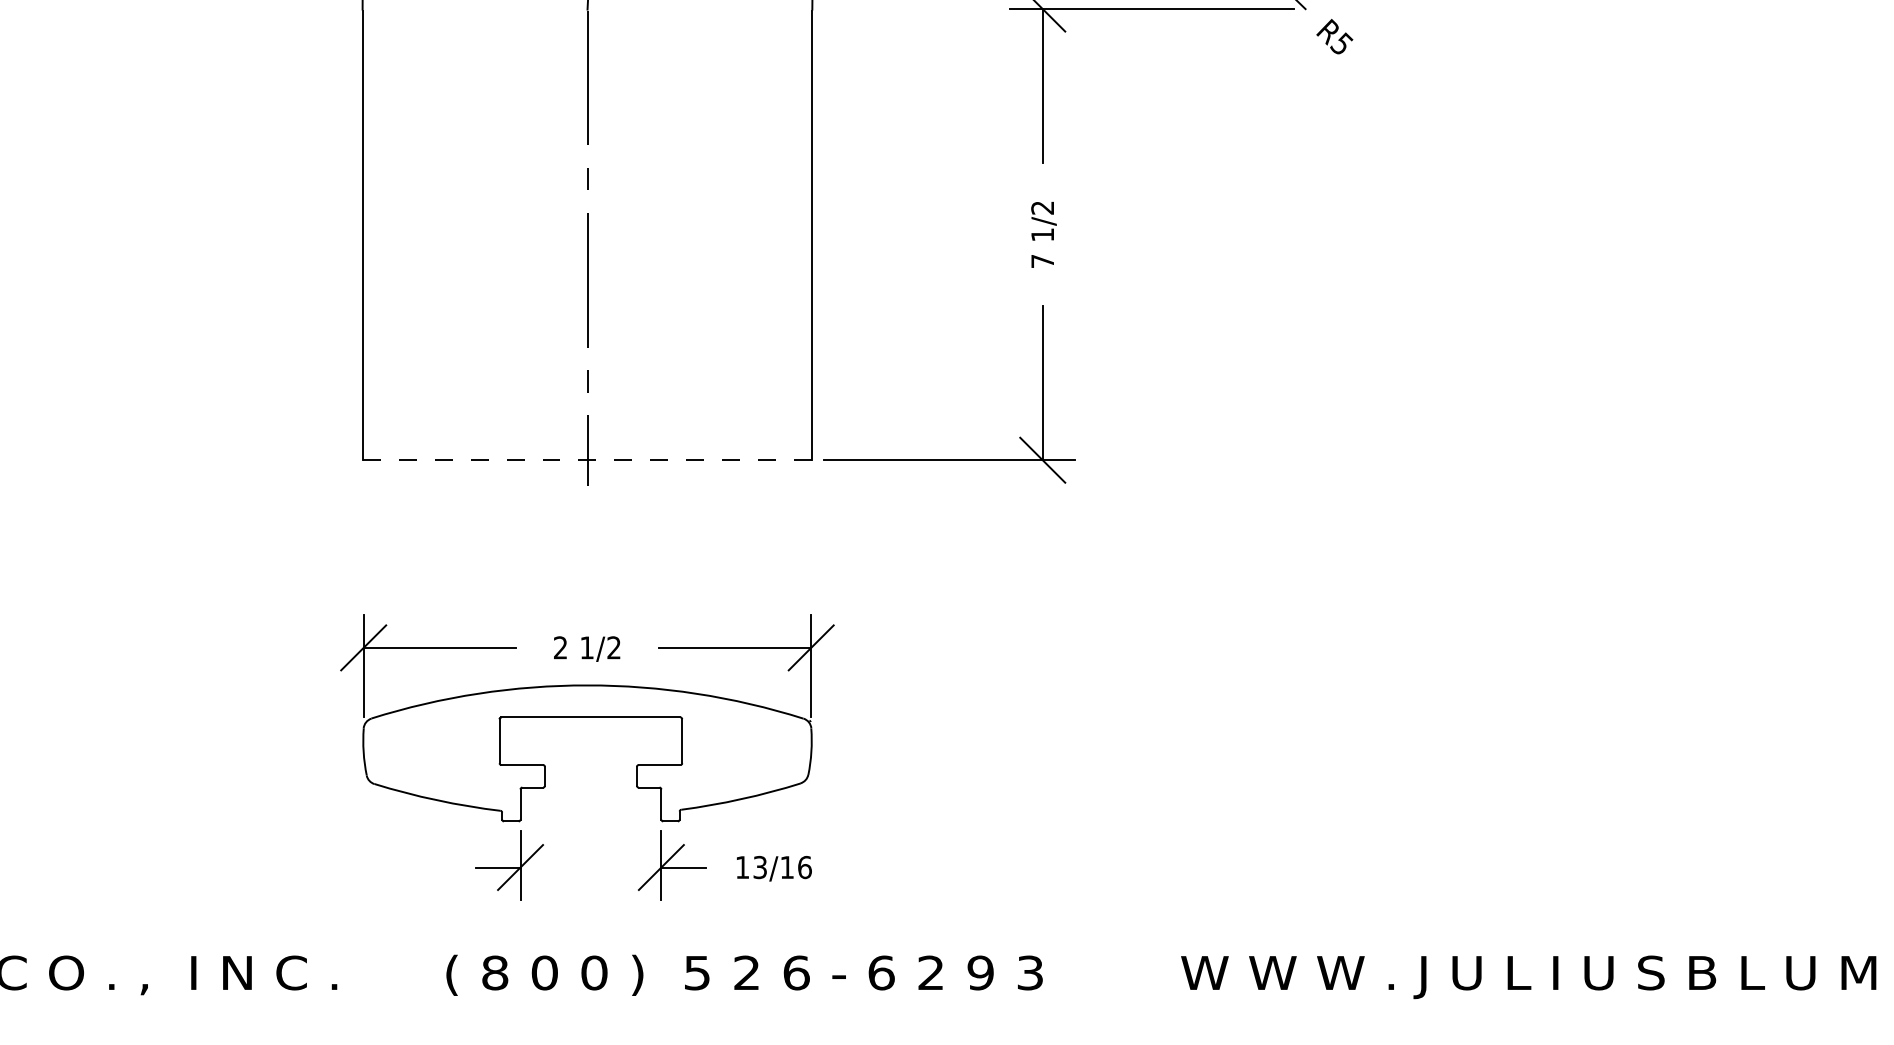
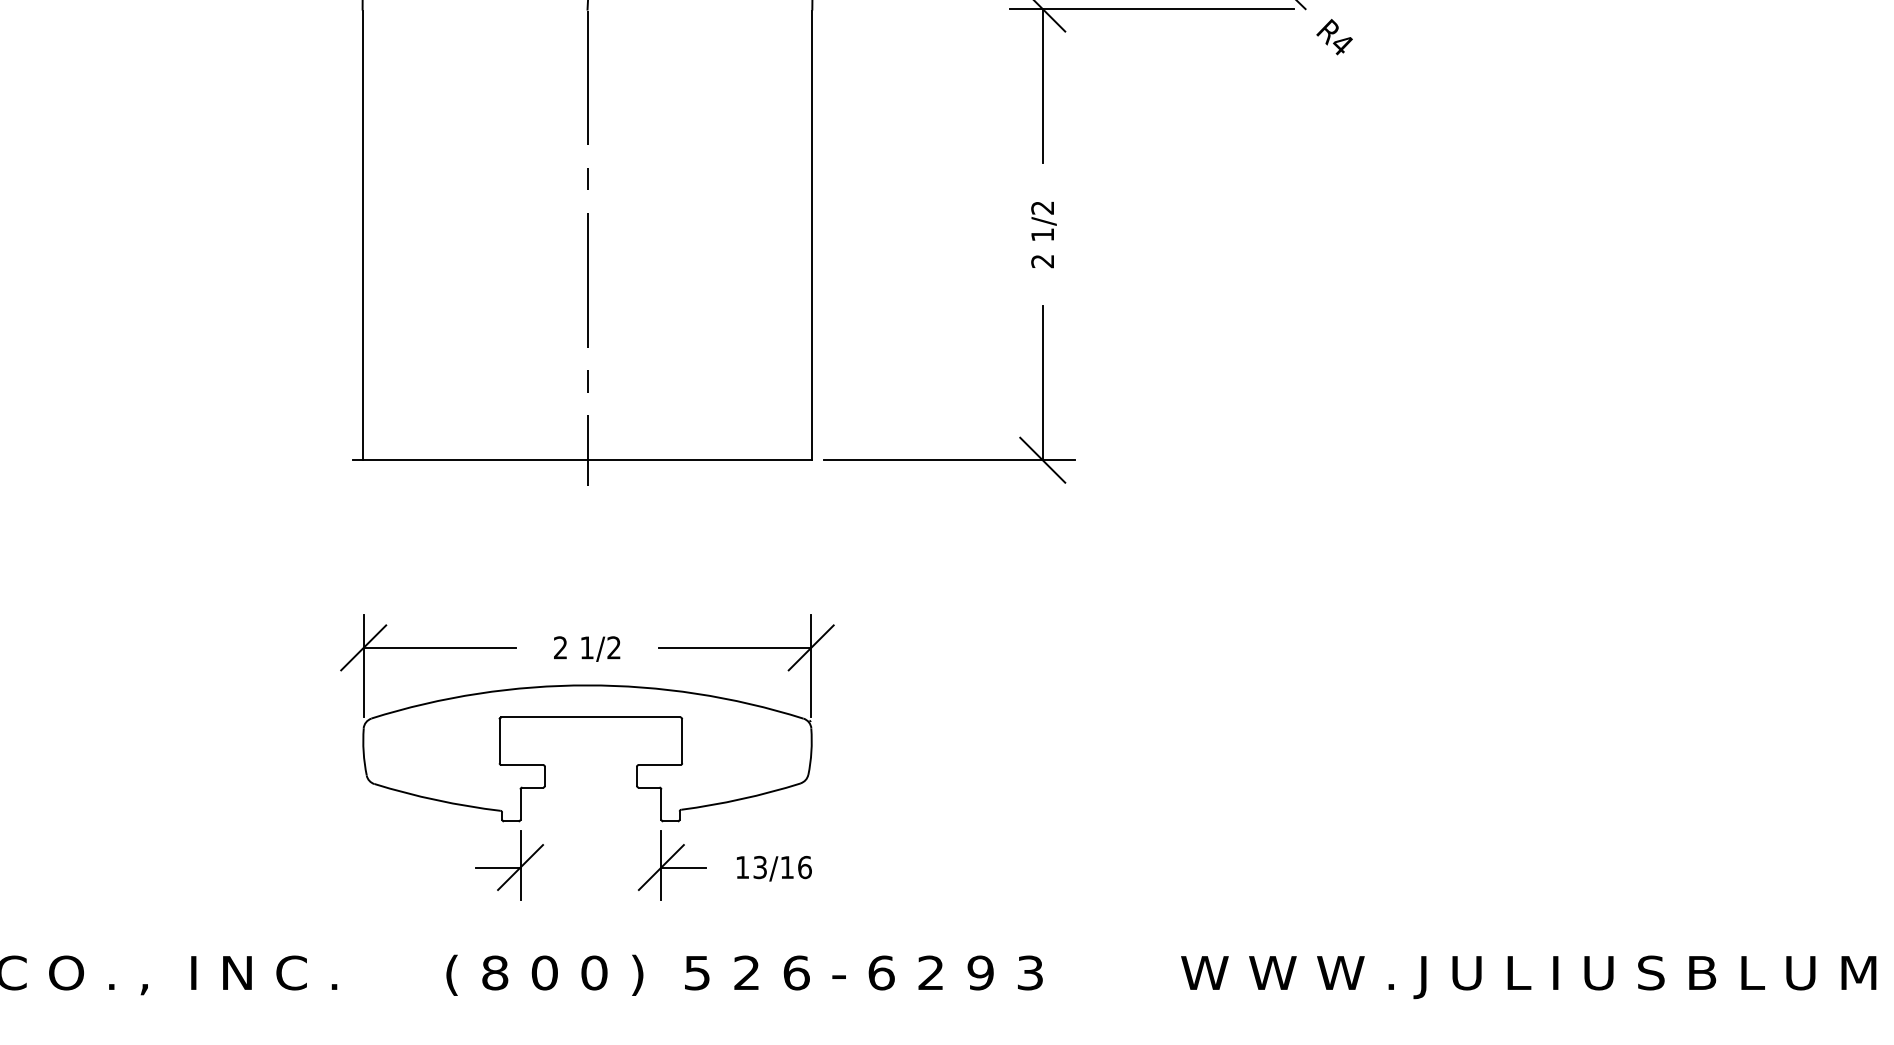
text: R5 -> R4 (1341, 43)
text: 7 -> 2 (1042, 261)
line: dashed -> solid (582, 460)
